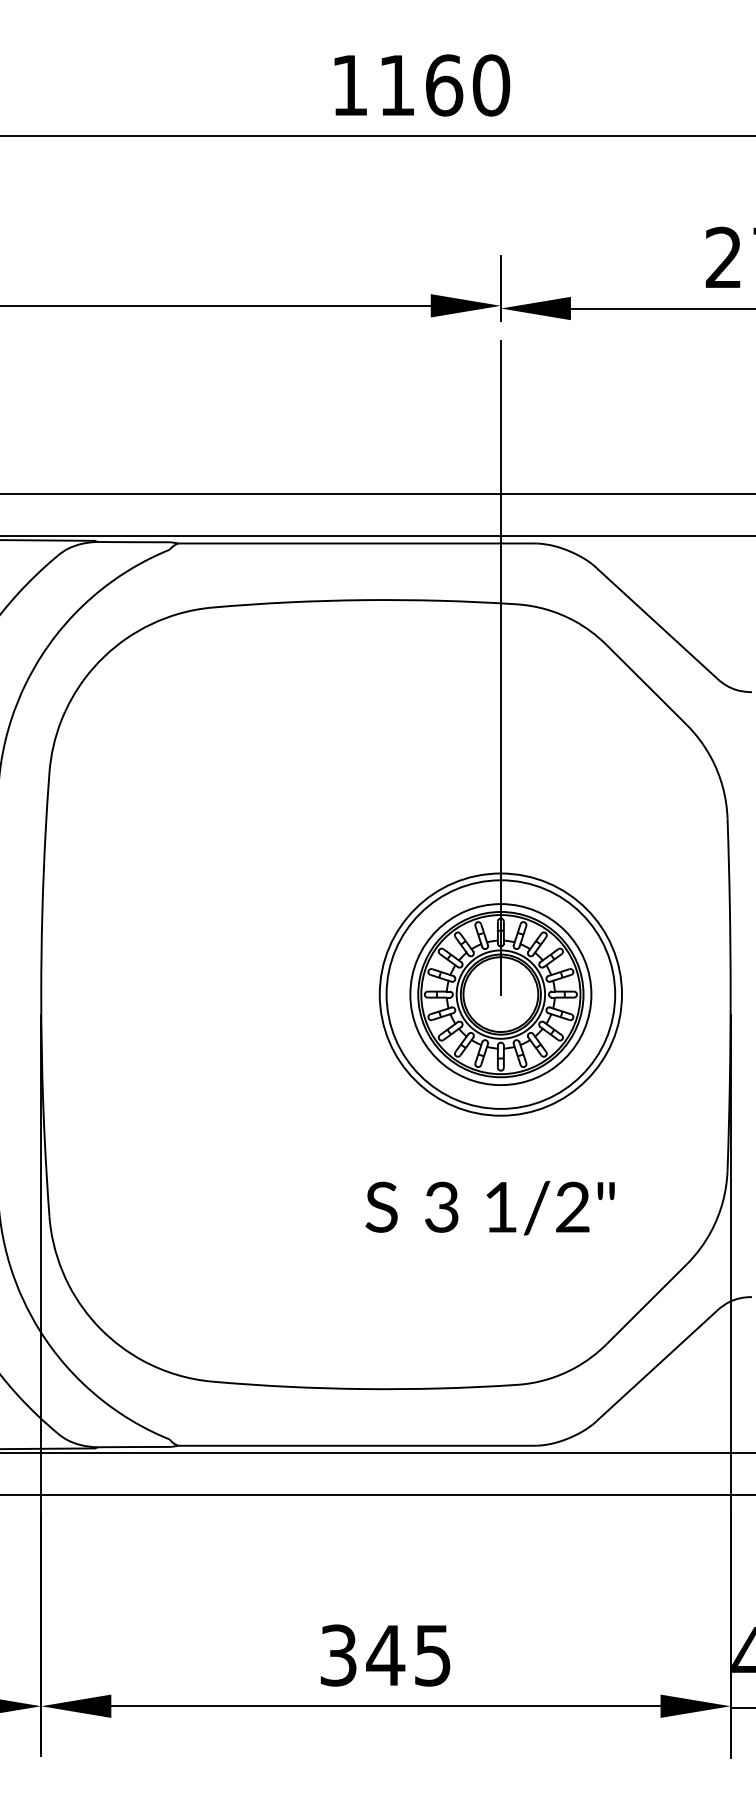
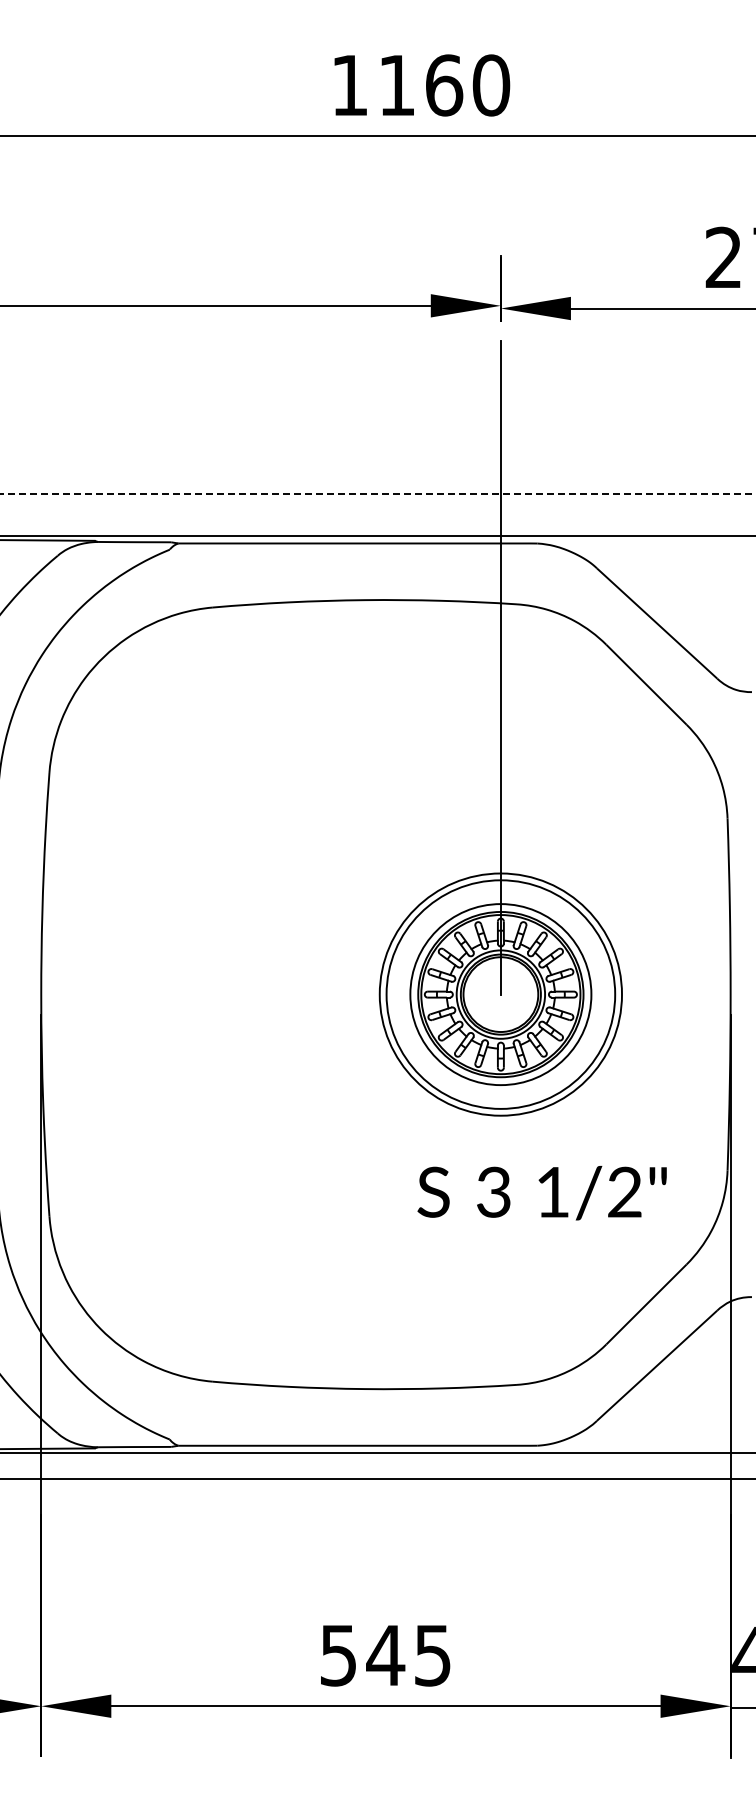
line: solid -> dashed (377, 494)
text position: (489, 1208) -> (541, 1193) (541, 1193)
line position: (377, 1495) -> (377, 1479) (377, 1479)
text: 345 -> 545 (338, 1655)
